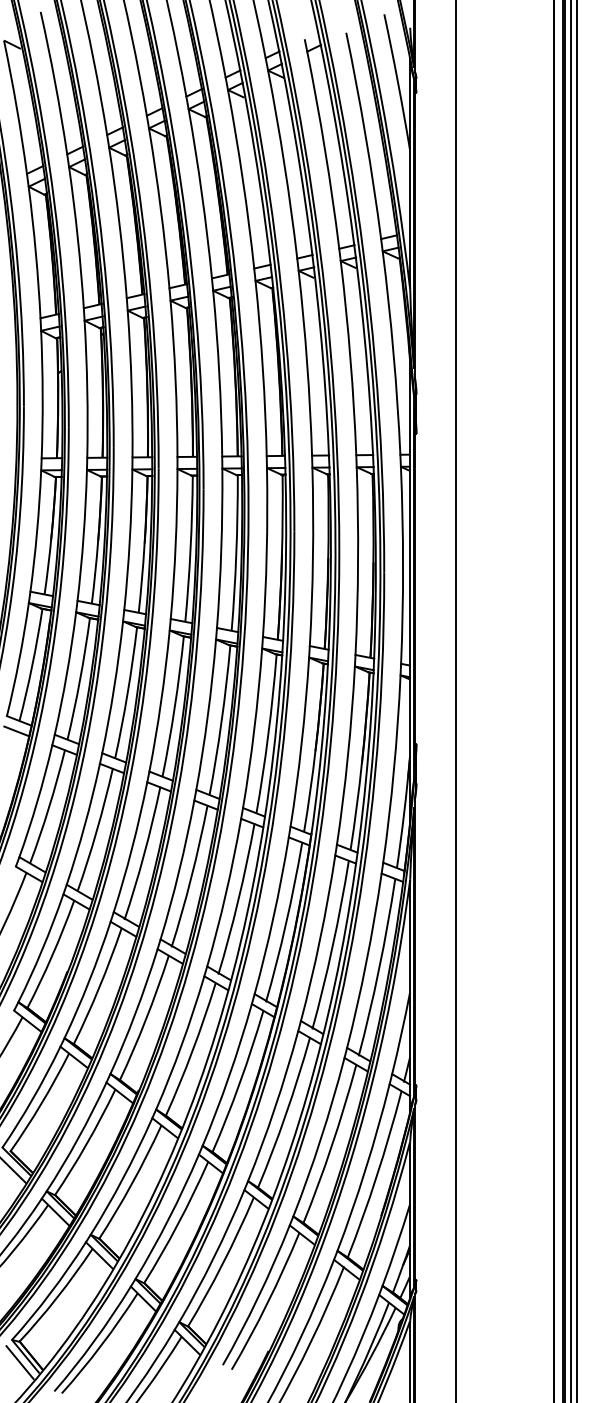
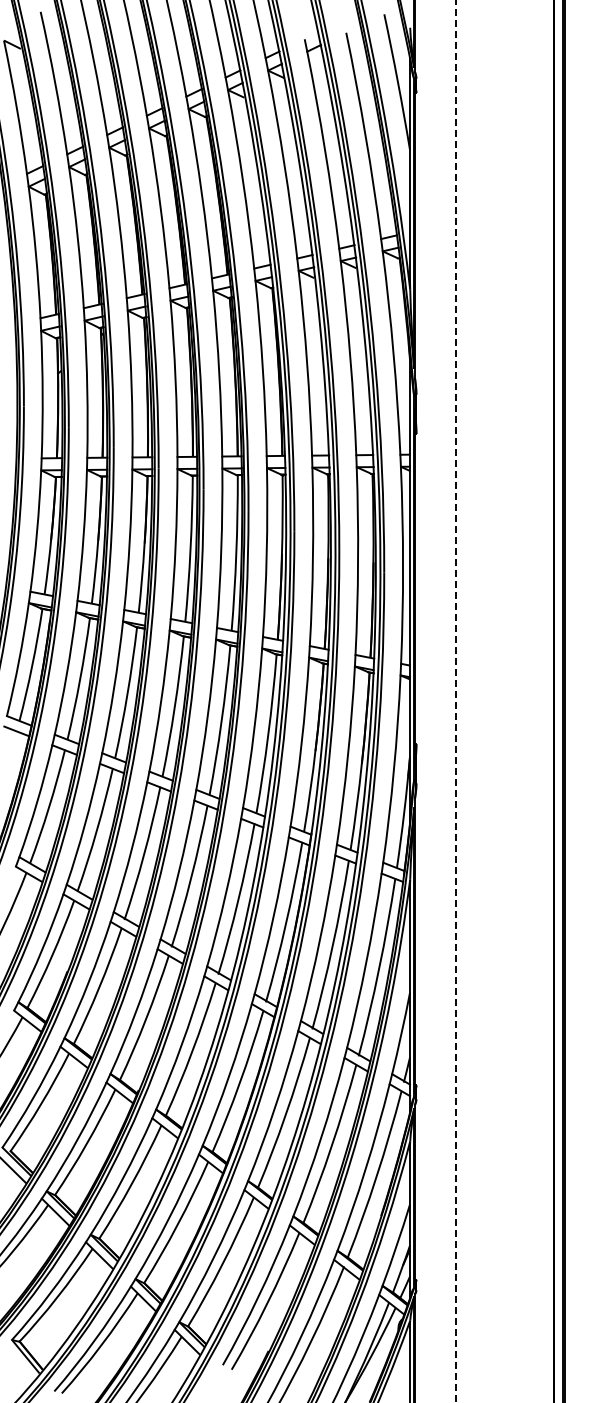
line: present -> none (570, 700)
line: present -> none (577, 700)
line: solid -> dashed (456, 701)
line: present -> none (19, 1362)
